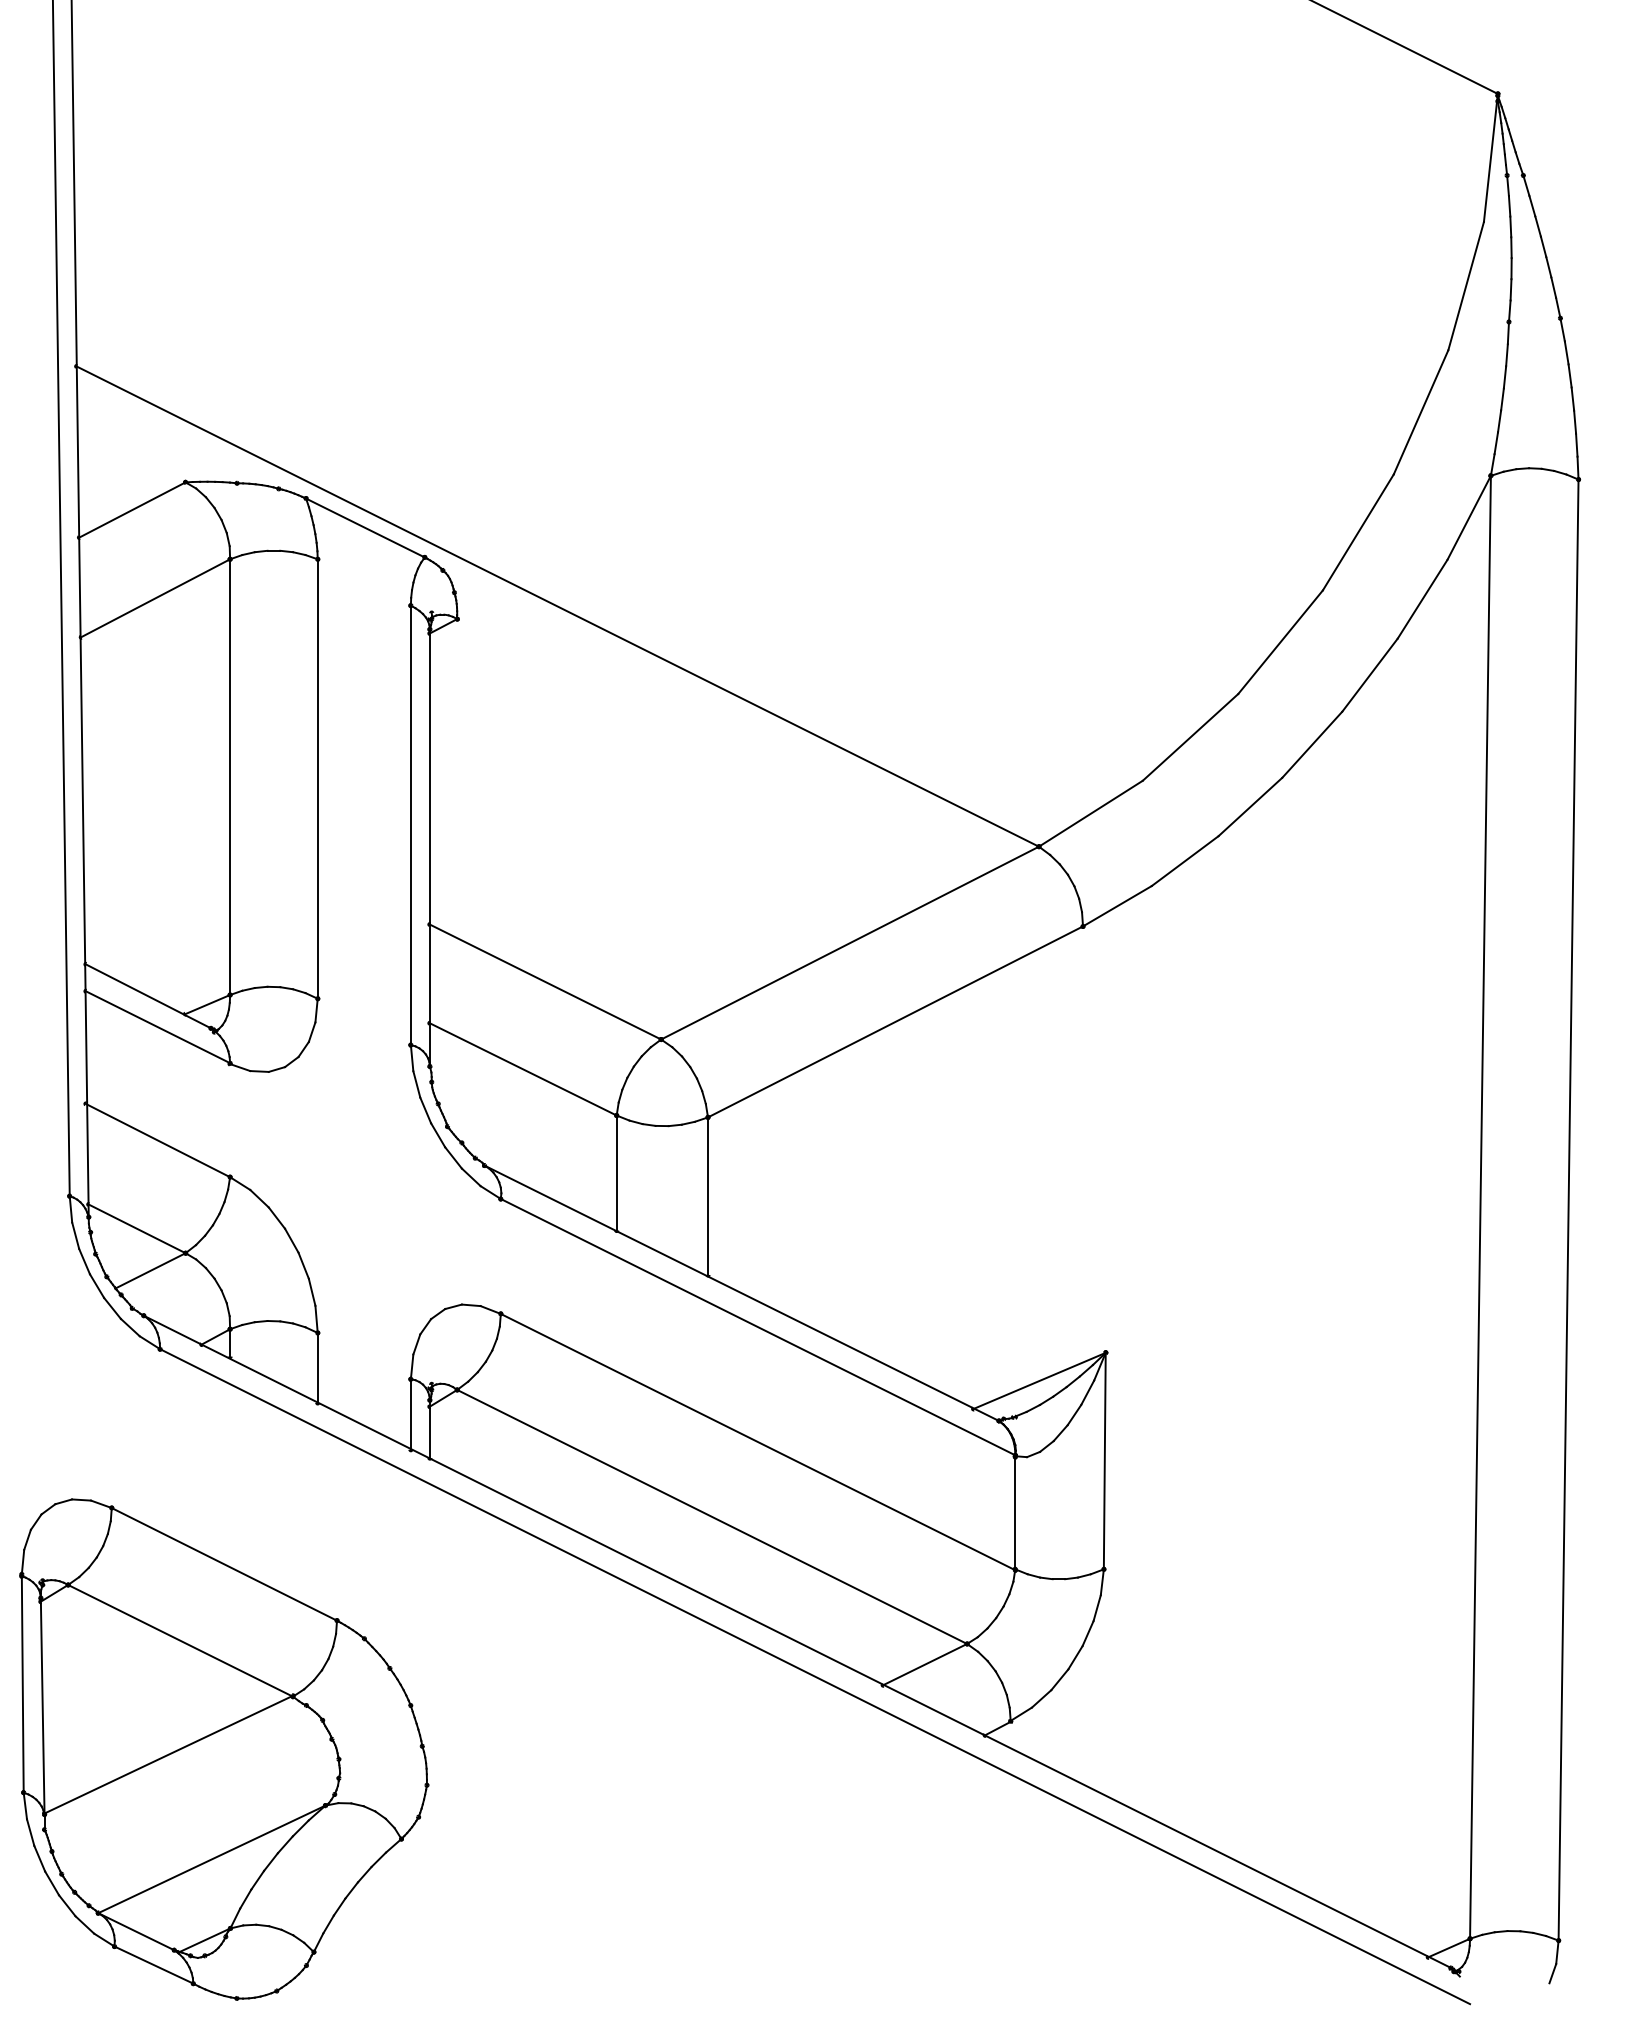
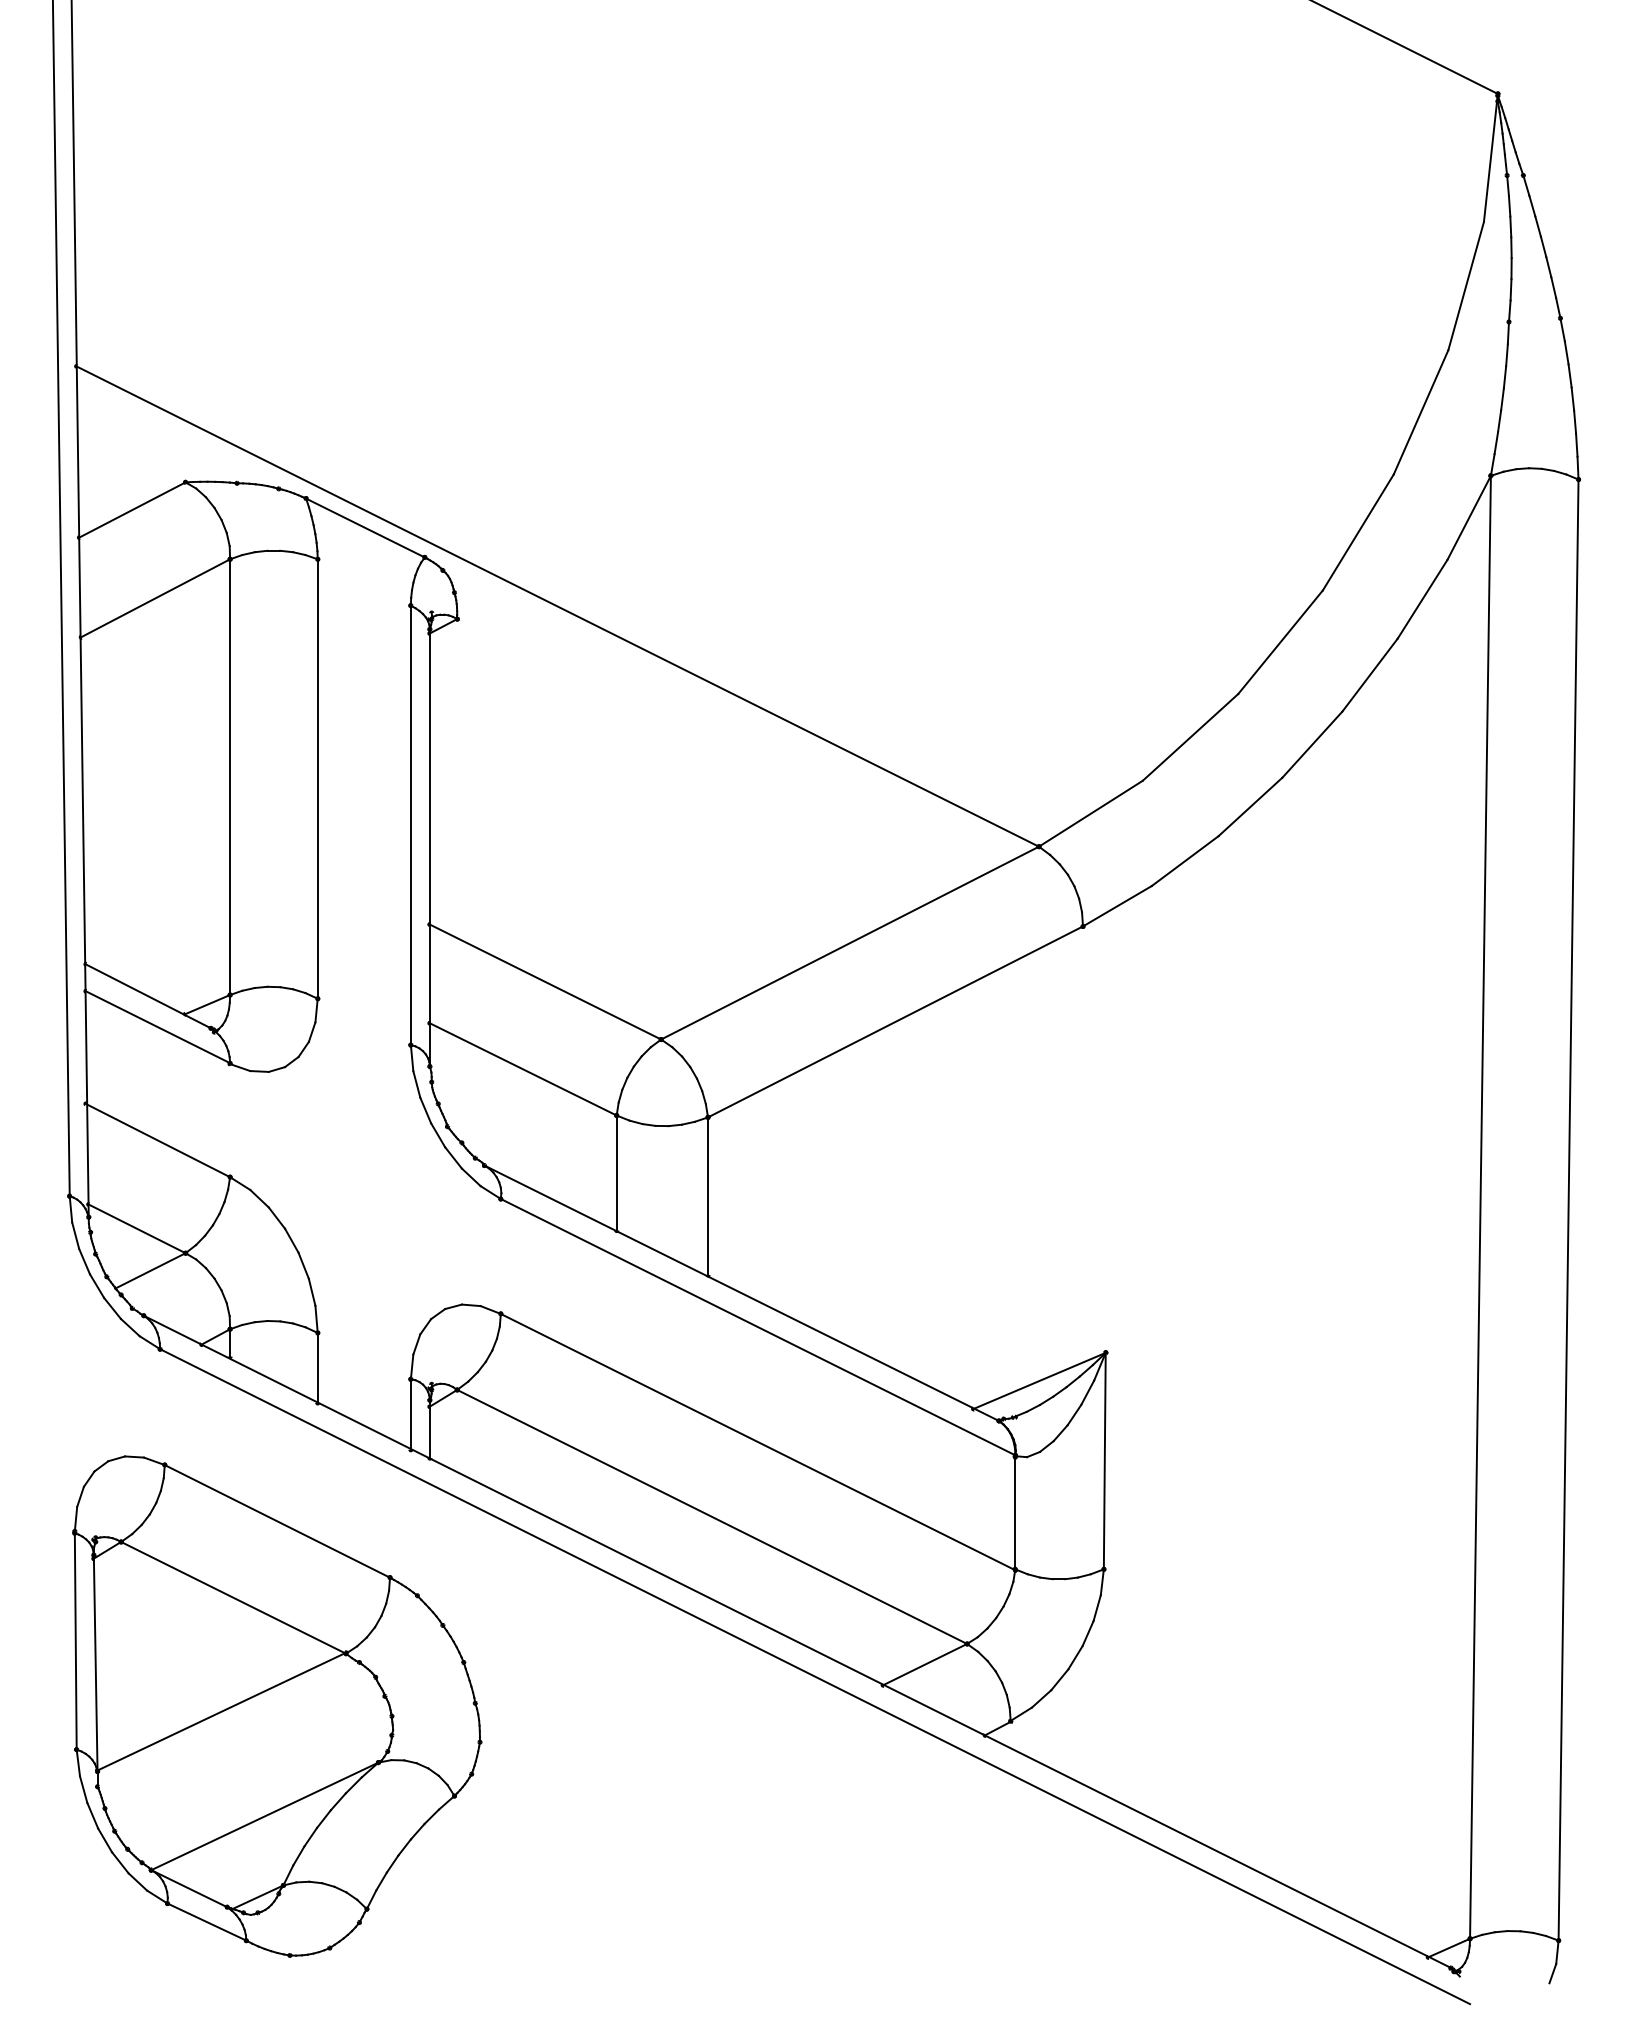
part position: (224, 1749) -> (277, 1706) (277, 1706)
